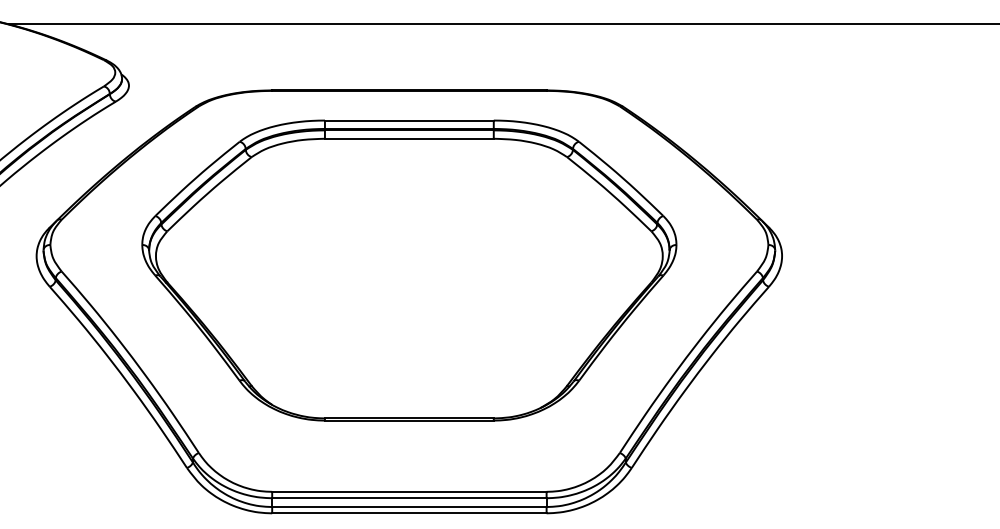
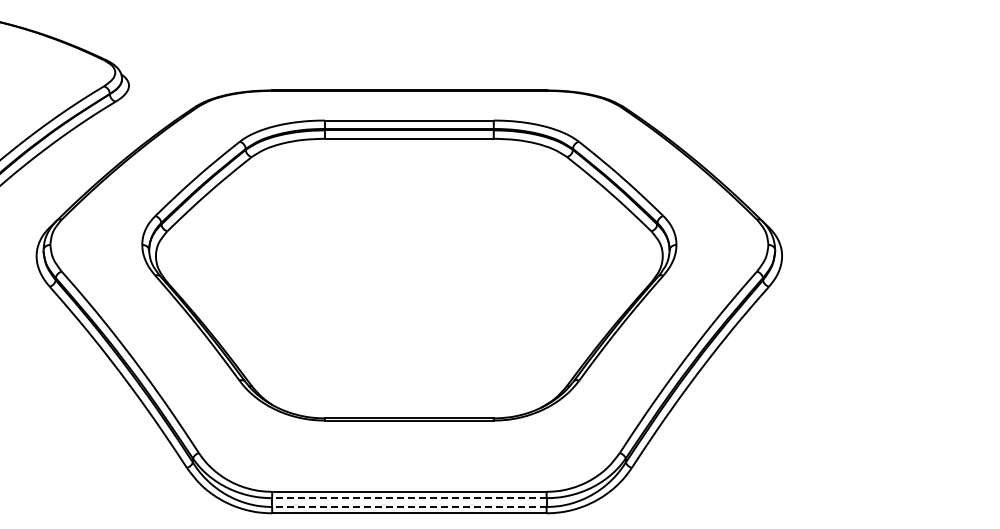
line: present -> none (501, 24)
line: solid -> dashed (408, 498)
line: solid -> dashed (408, 507)
